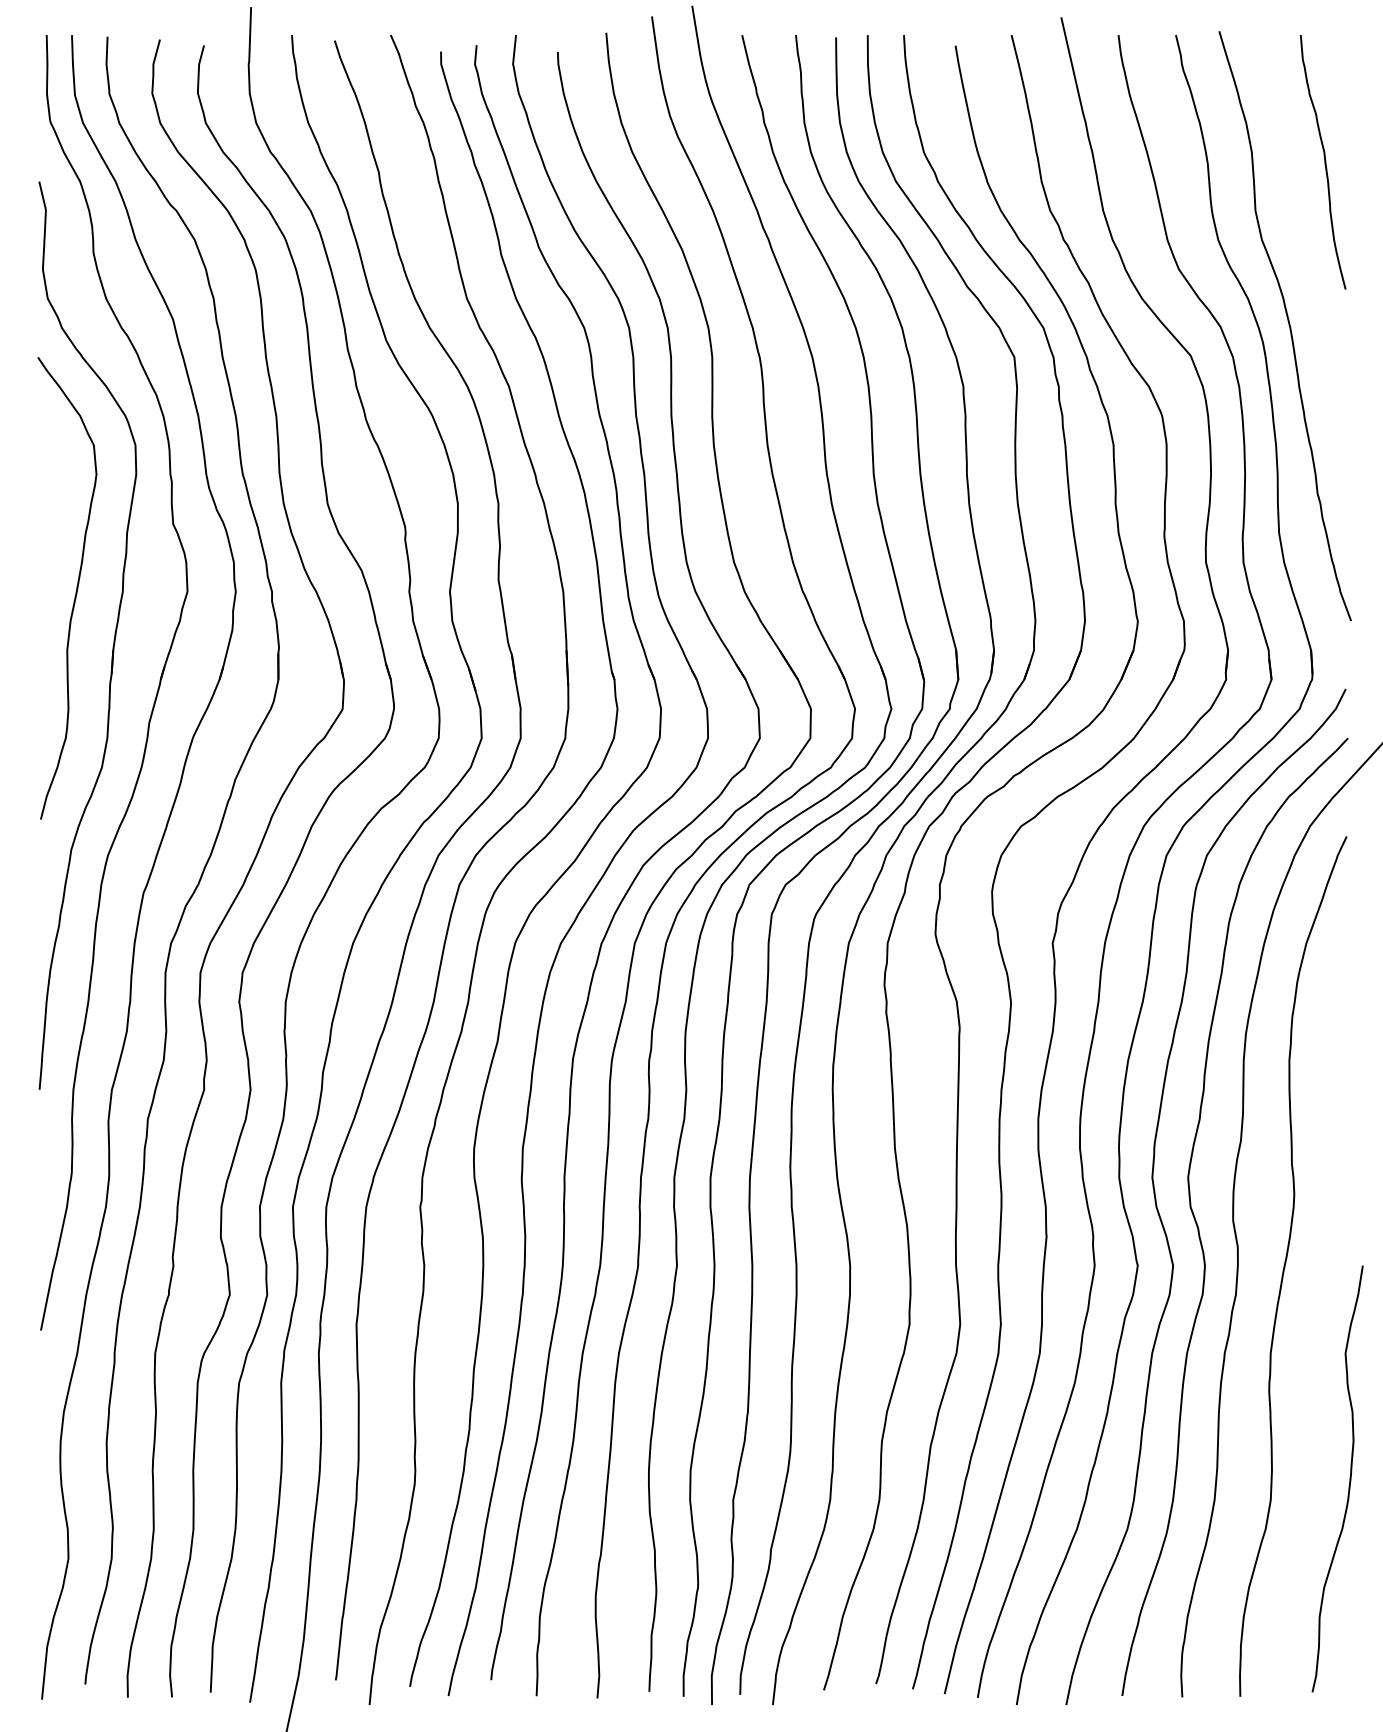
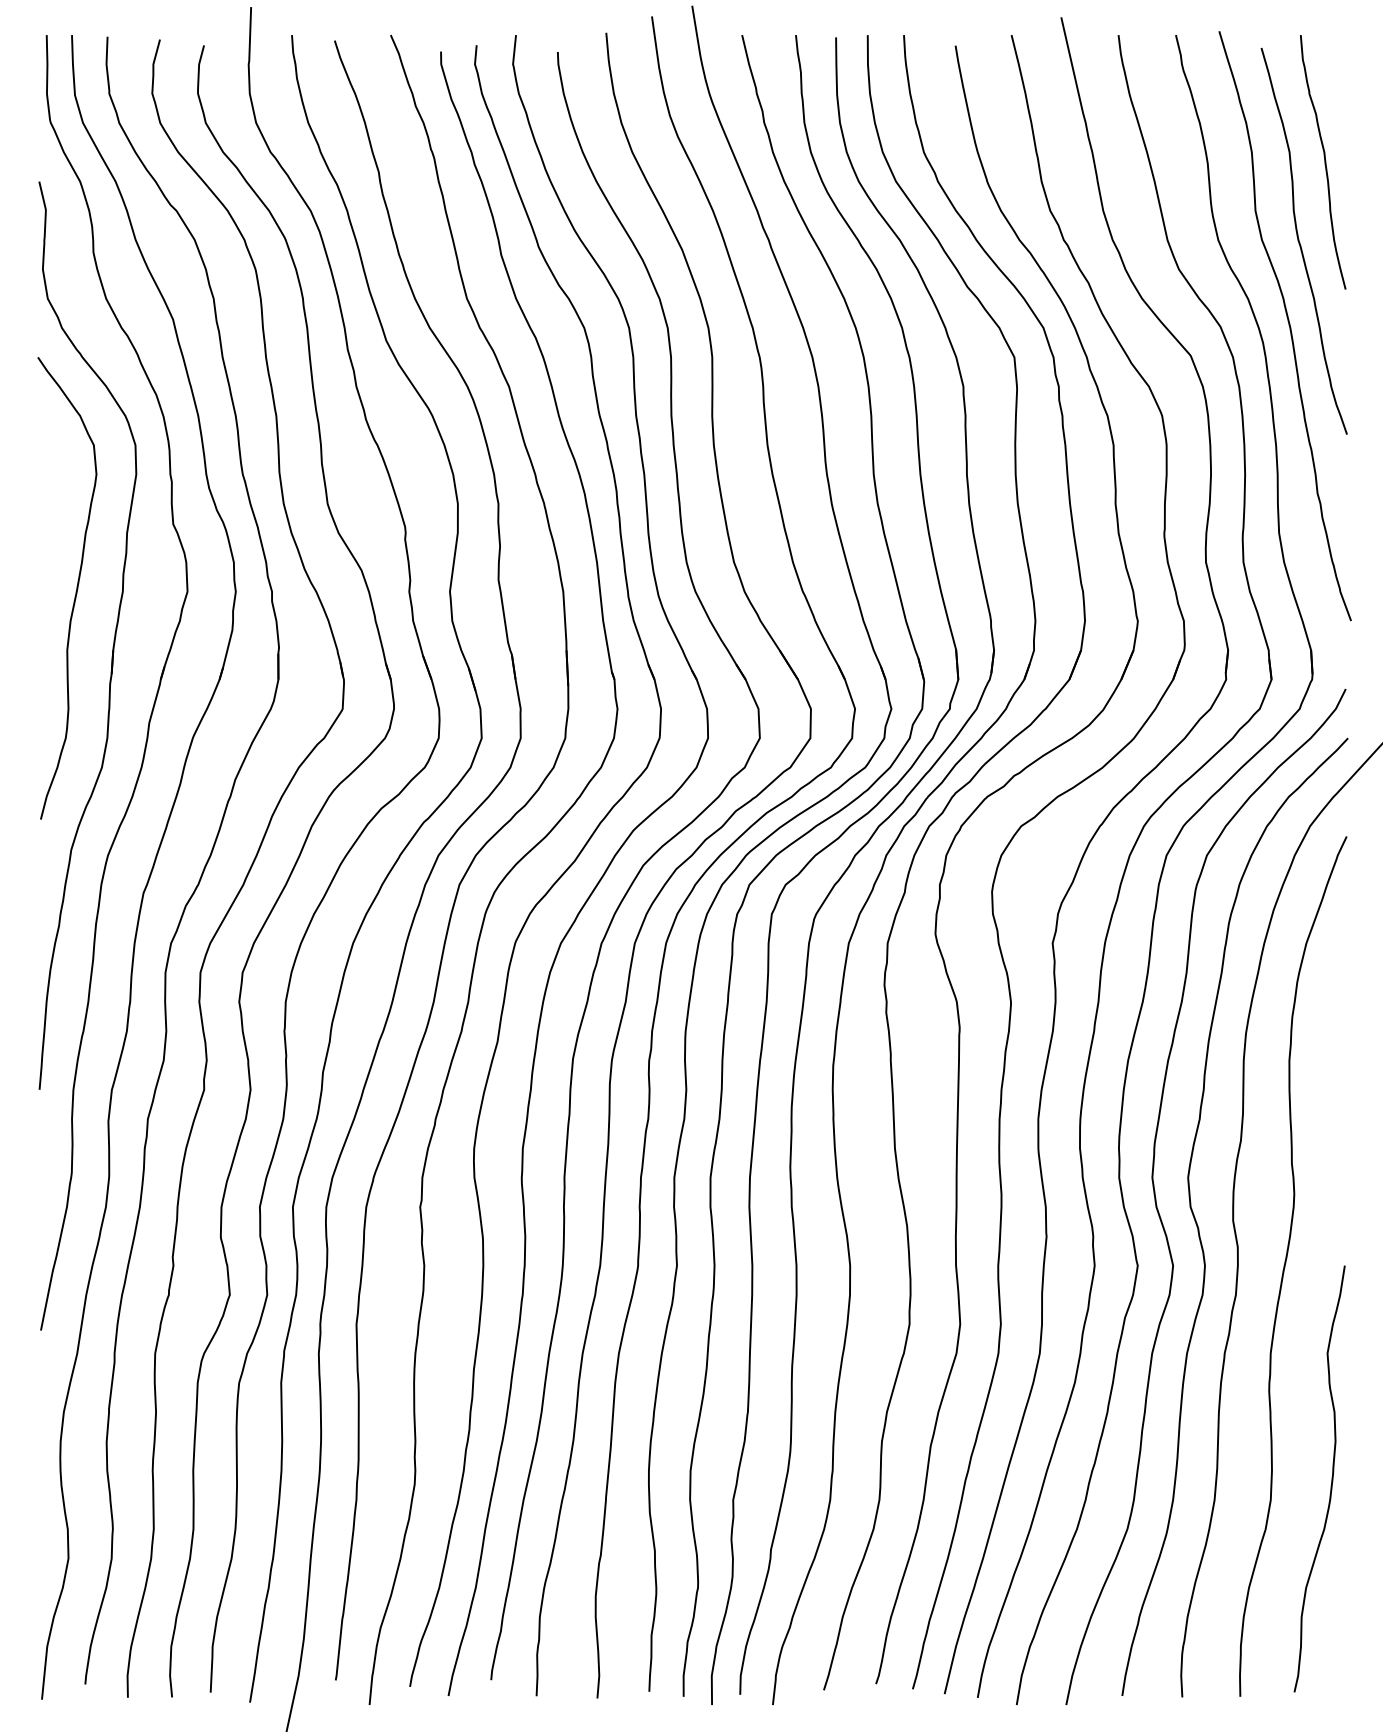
curve: none -> present (1300, 242)
curve position: (1349, 1478) -> (1331, 1478) (1331, 1478)
